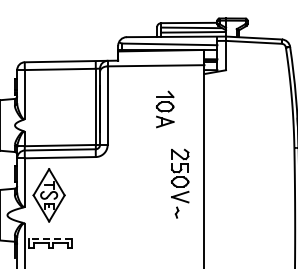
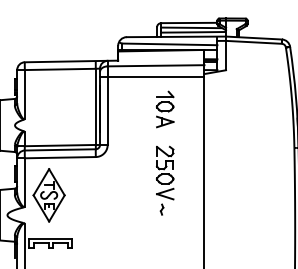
line: none -> present (152, 77)
part position: (180, 183) -> (165, 180) (165, 180)
line: dashed -> solid (50, 238)
